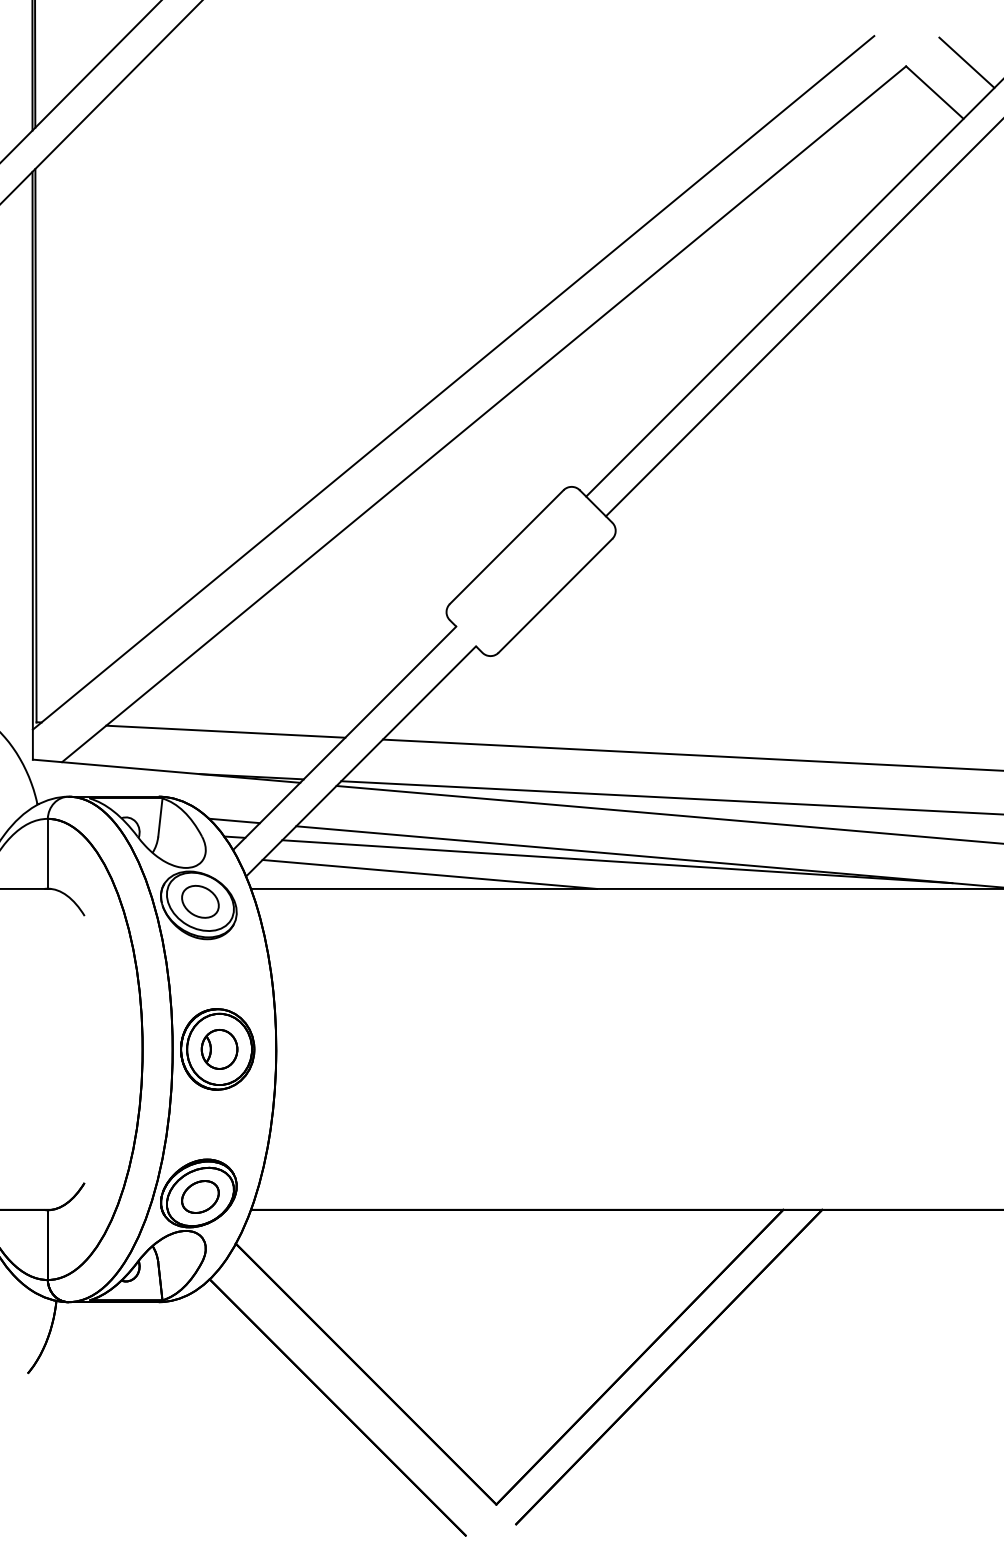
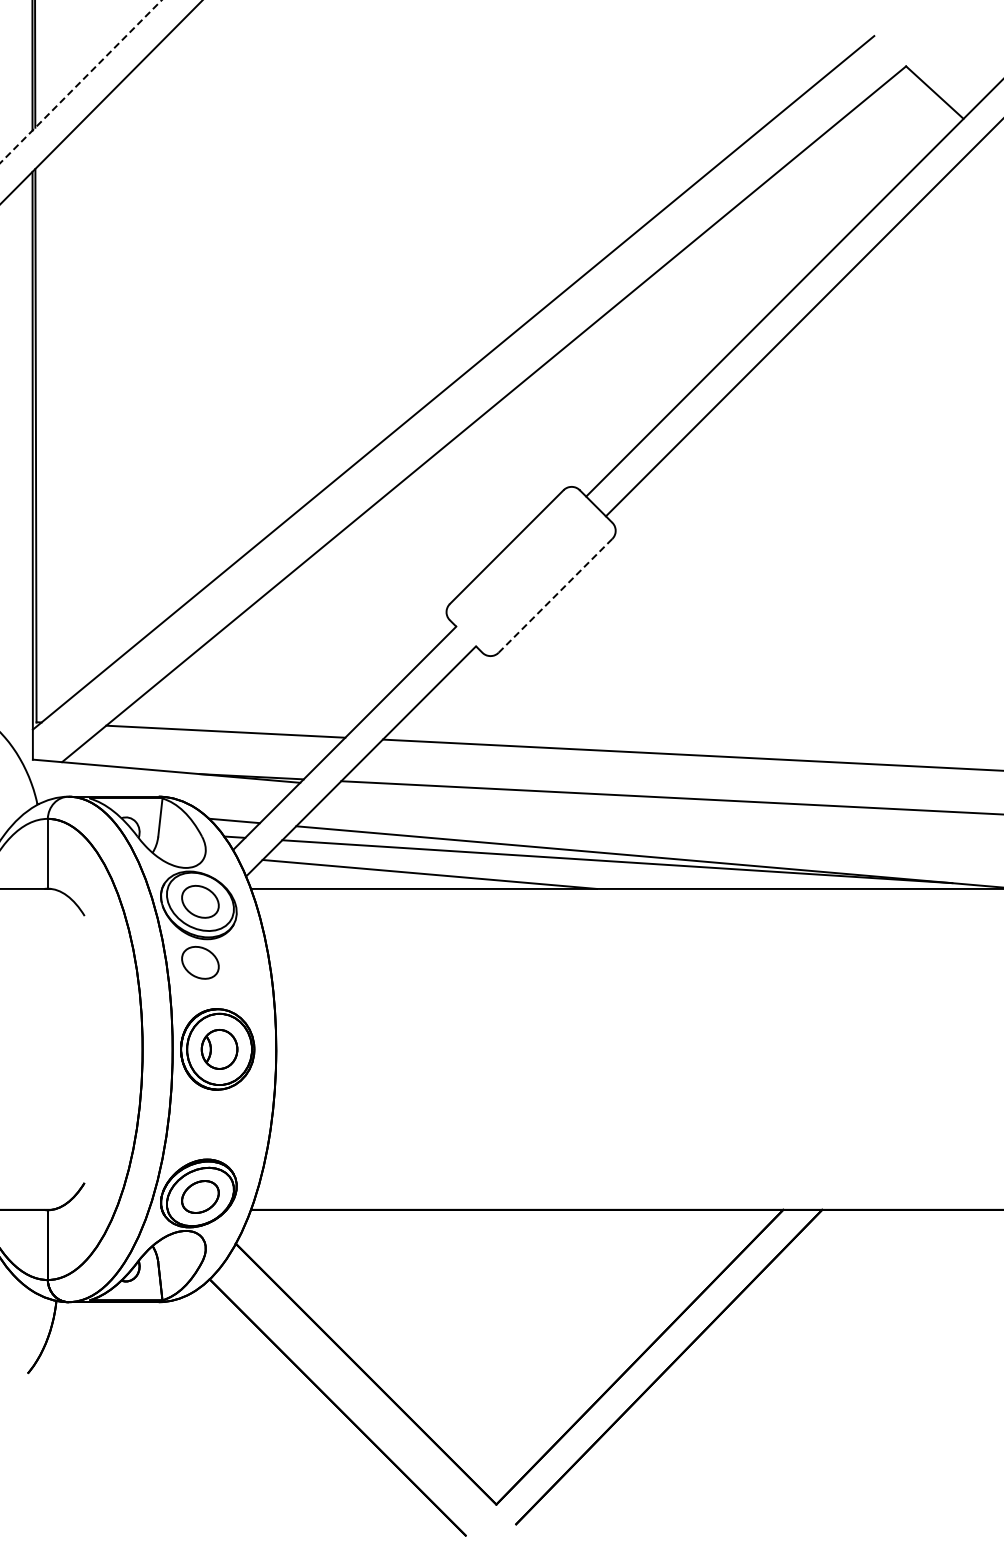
line: present -> none (966, 62)
line: solid -> dashed (80, 82)
line: solid -> dashed (555, 596)
line: present -> none (668, 814)
part: none -> present (200, 962)
